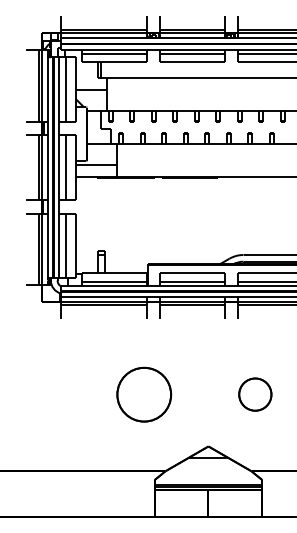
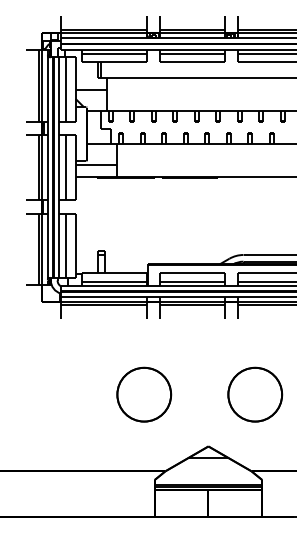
part size: 35x35 px -> 57x57 px (255, 394)
